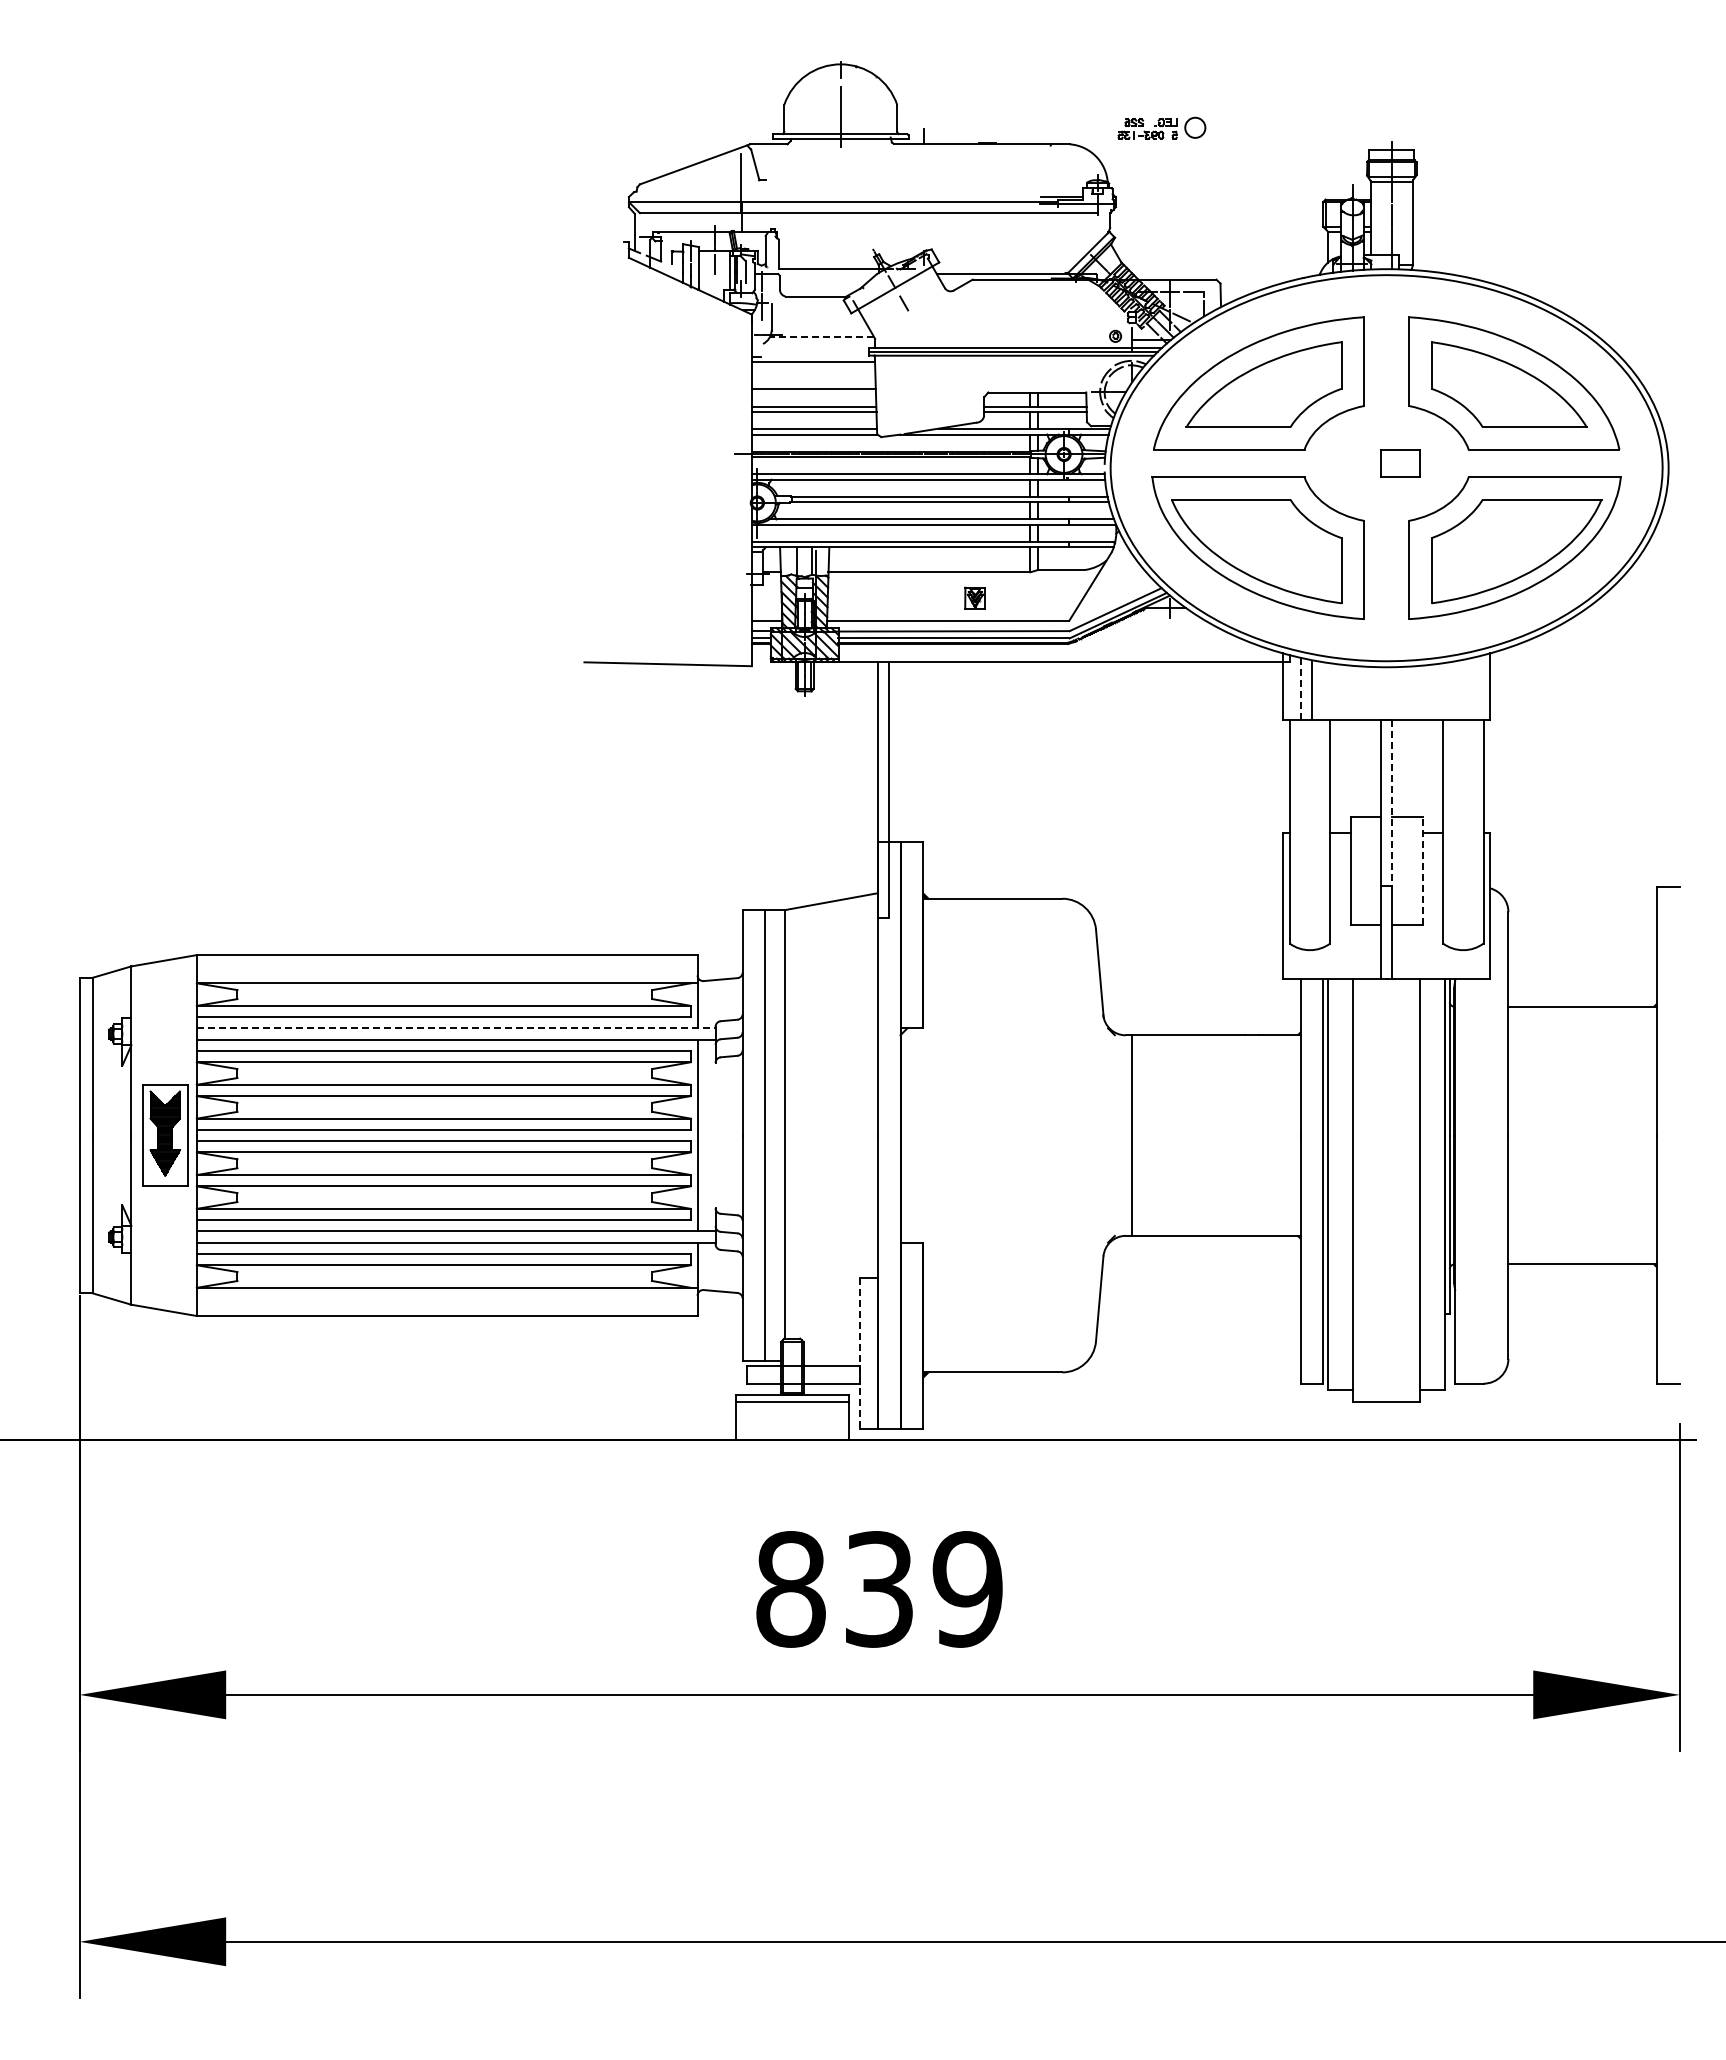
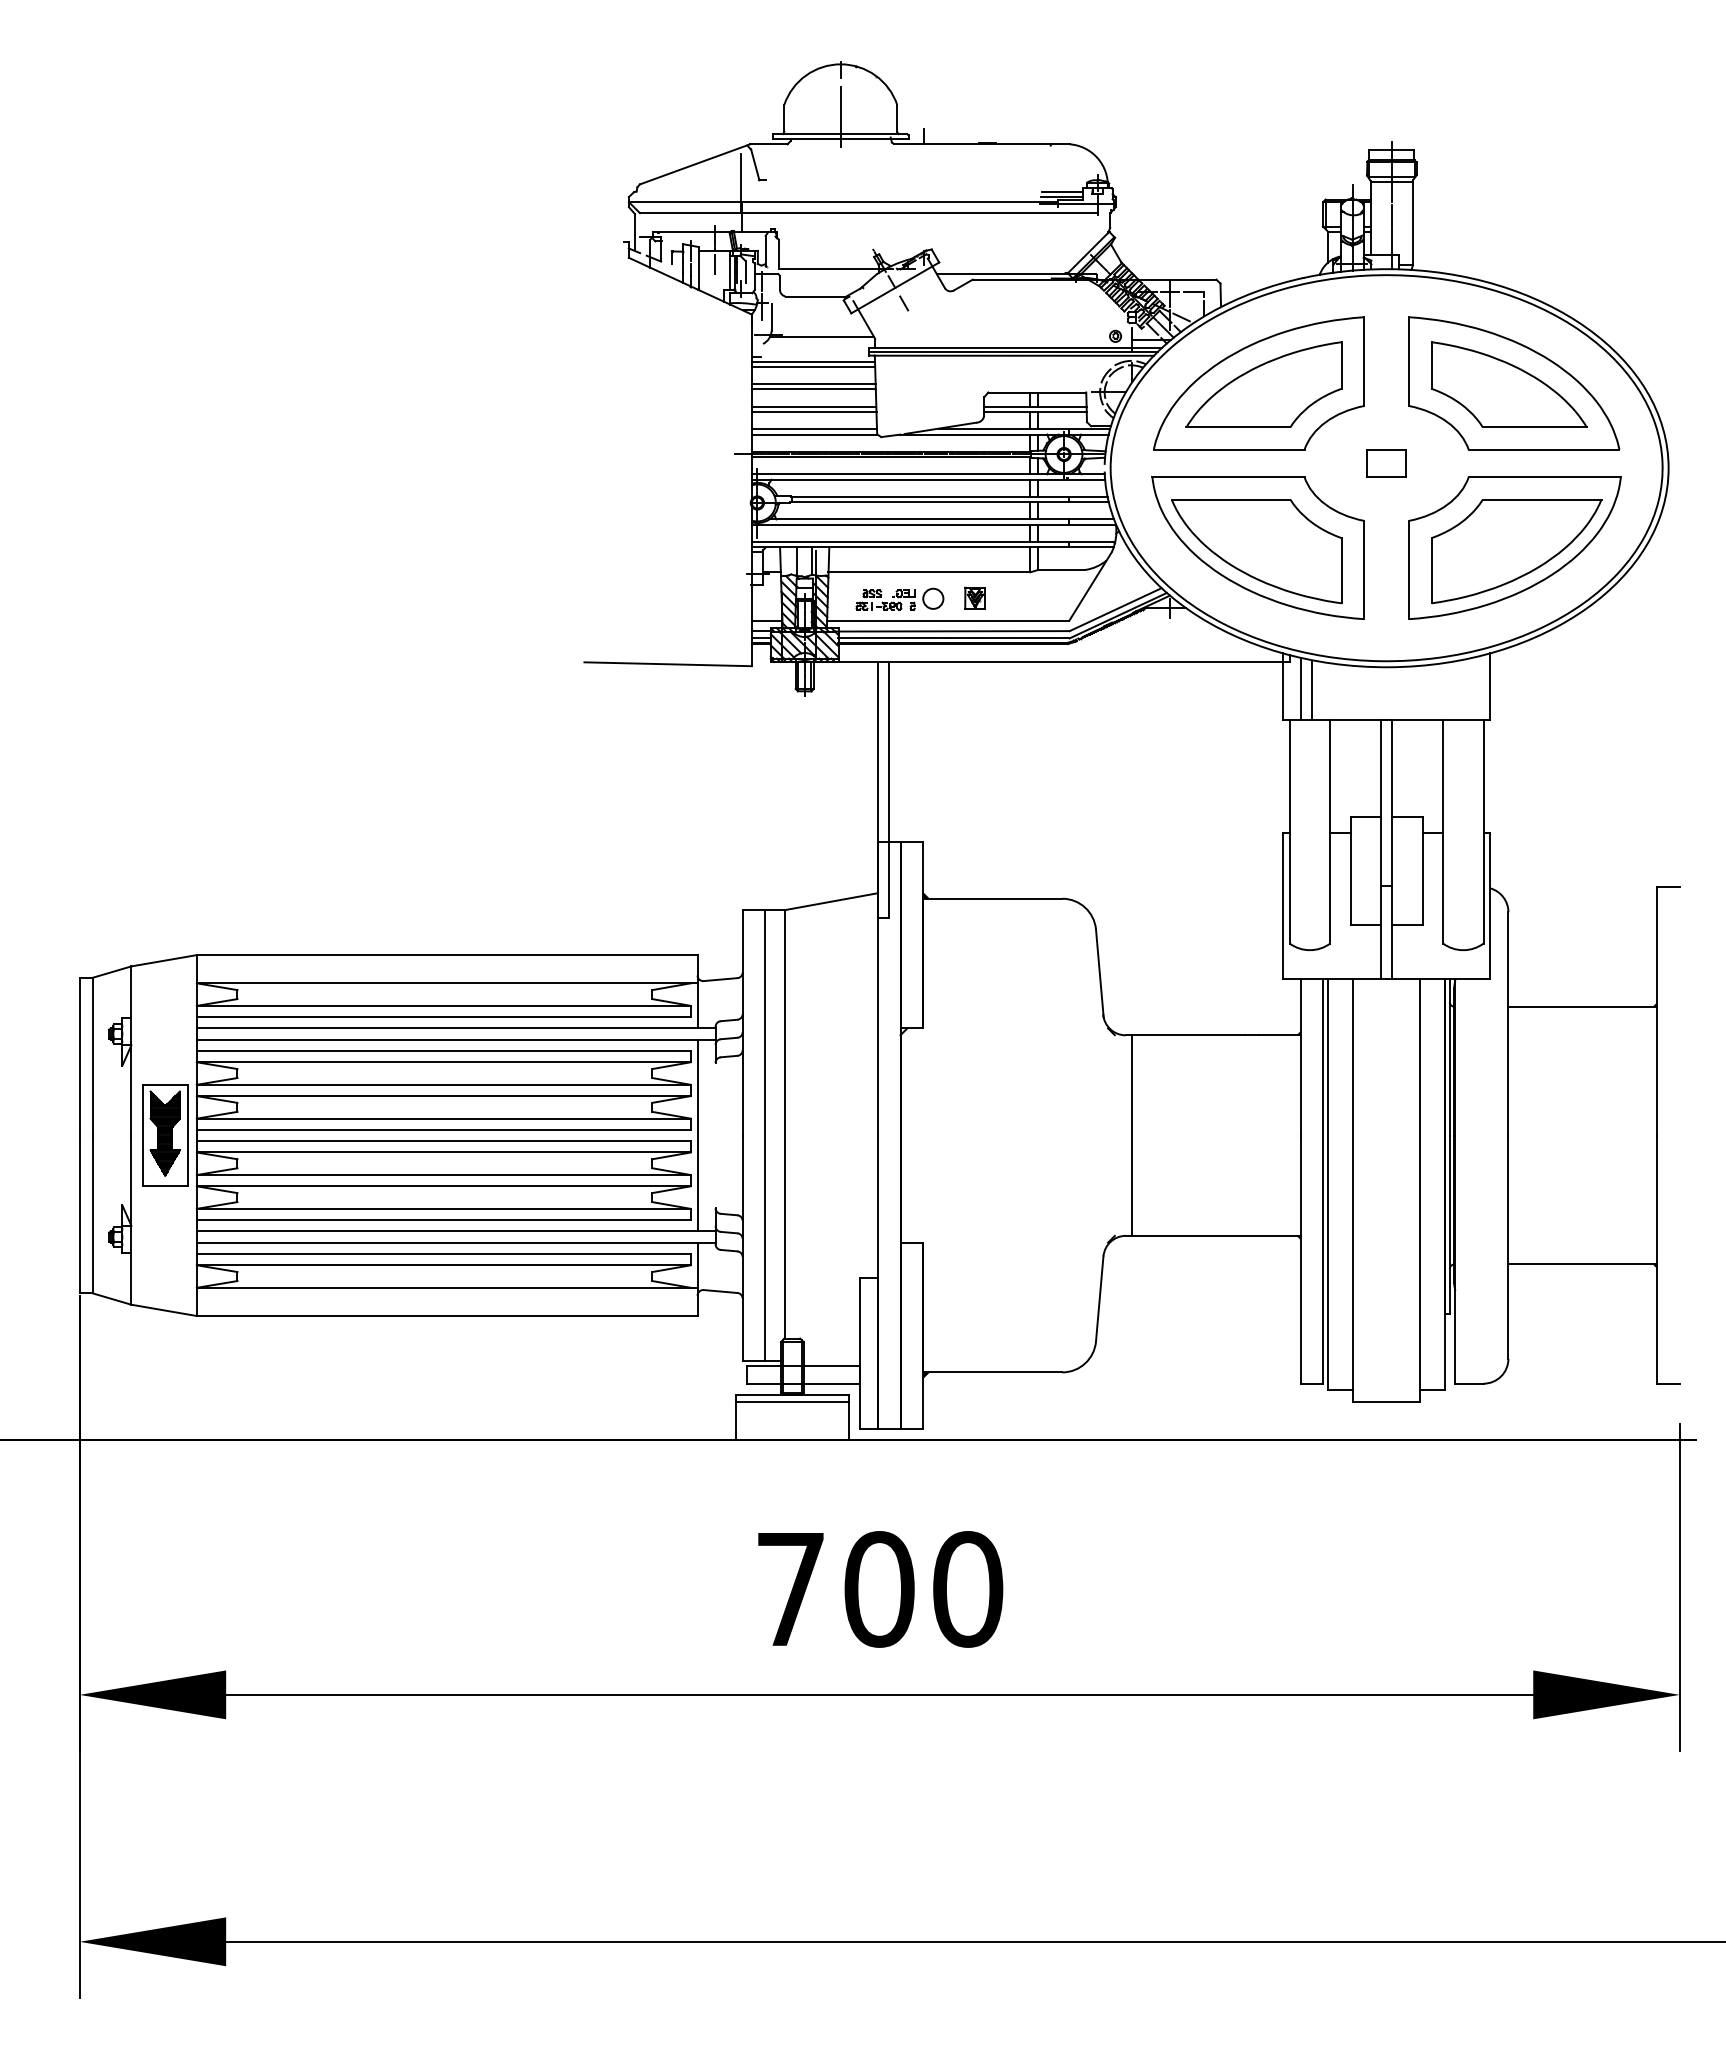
part position: (1161, 127) -> (899, 598) (899, 598)
line: none -> present (1062, 191)
line: dashed -> solid (821, 336)
line: none -> present (813, 366)
line: none -> present (813, 384)
part position: (1400, 463) -> (1386, 463) (1386, 463)
line: dashed -> solid (1300, 689)
line: dashed -> solid (1392, 803)
line: dashed -> solid (1422, 870)
line: dashed -> solid (456, 1028)
line: dashed -> solid (859, 1354)
text: 839 -> 700 (879, 1589)
